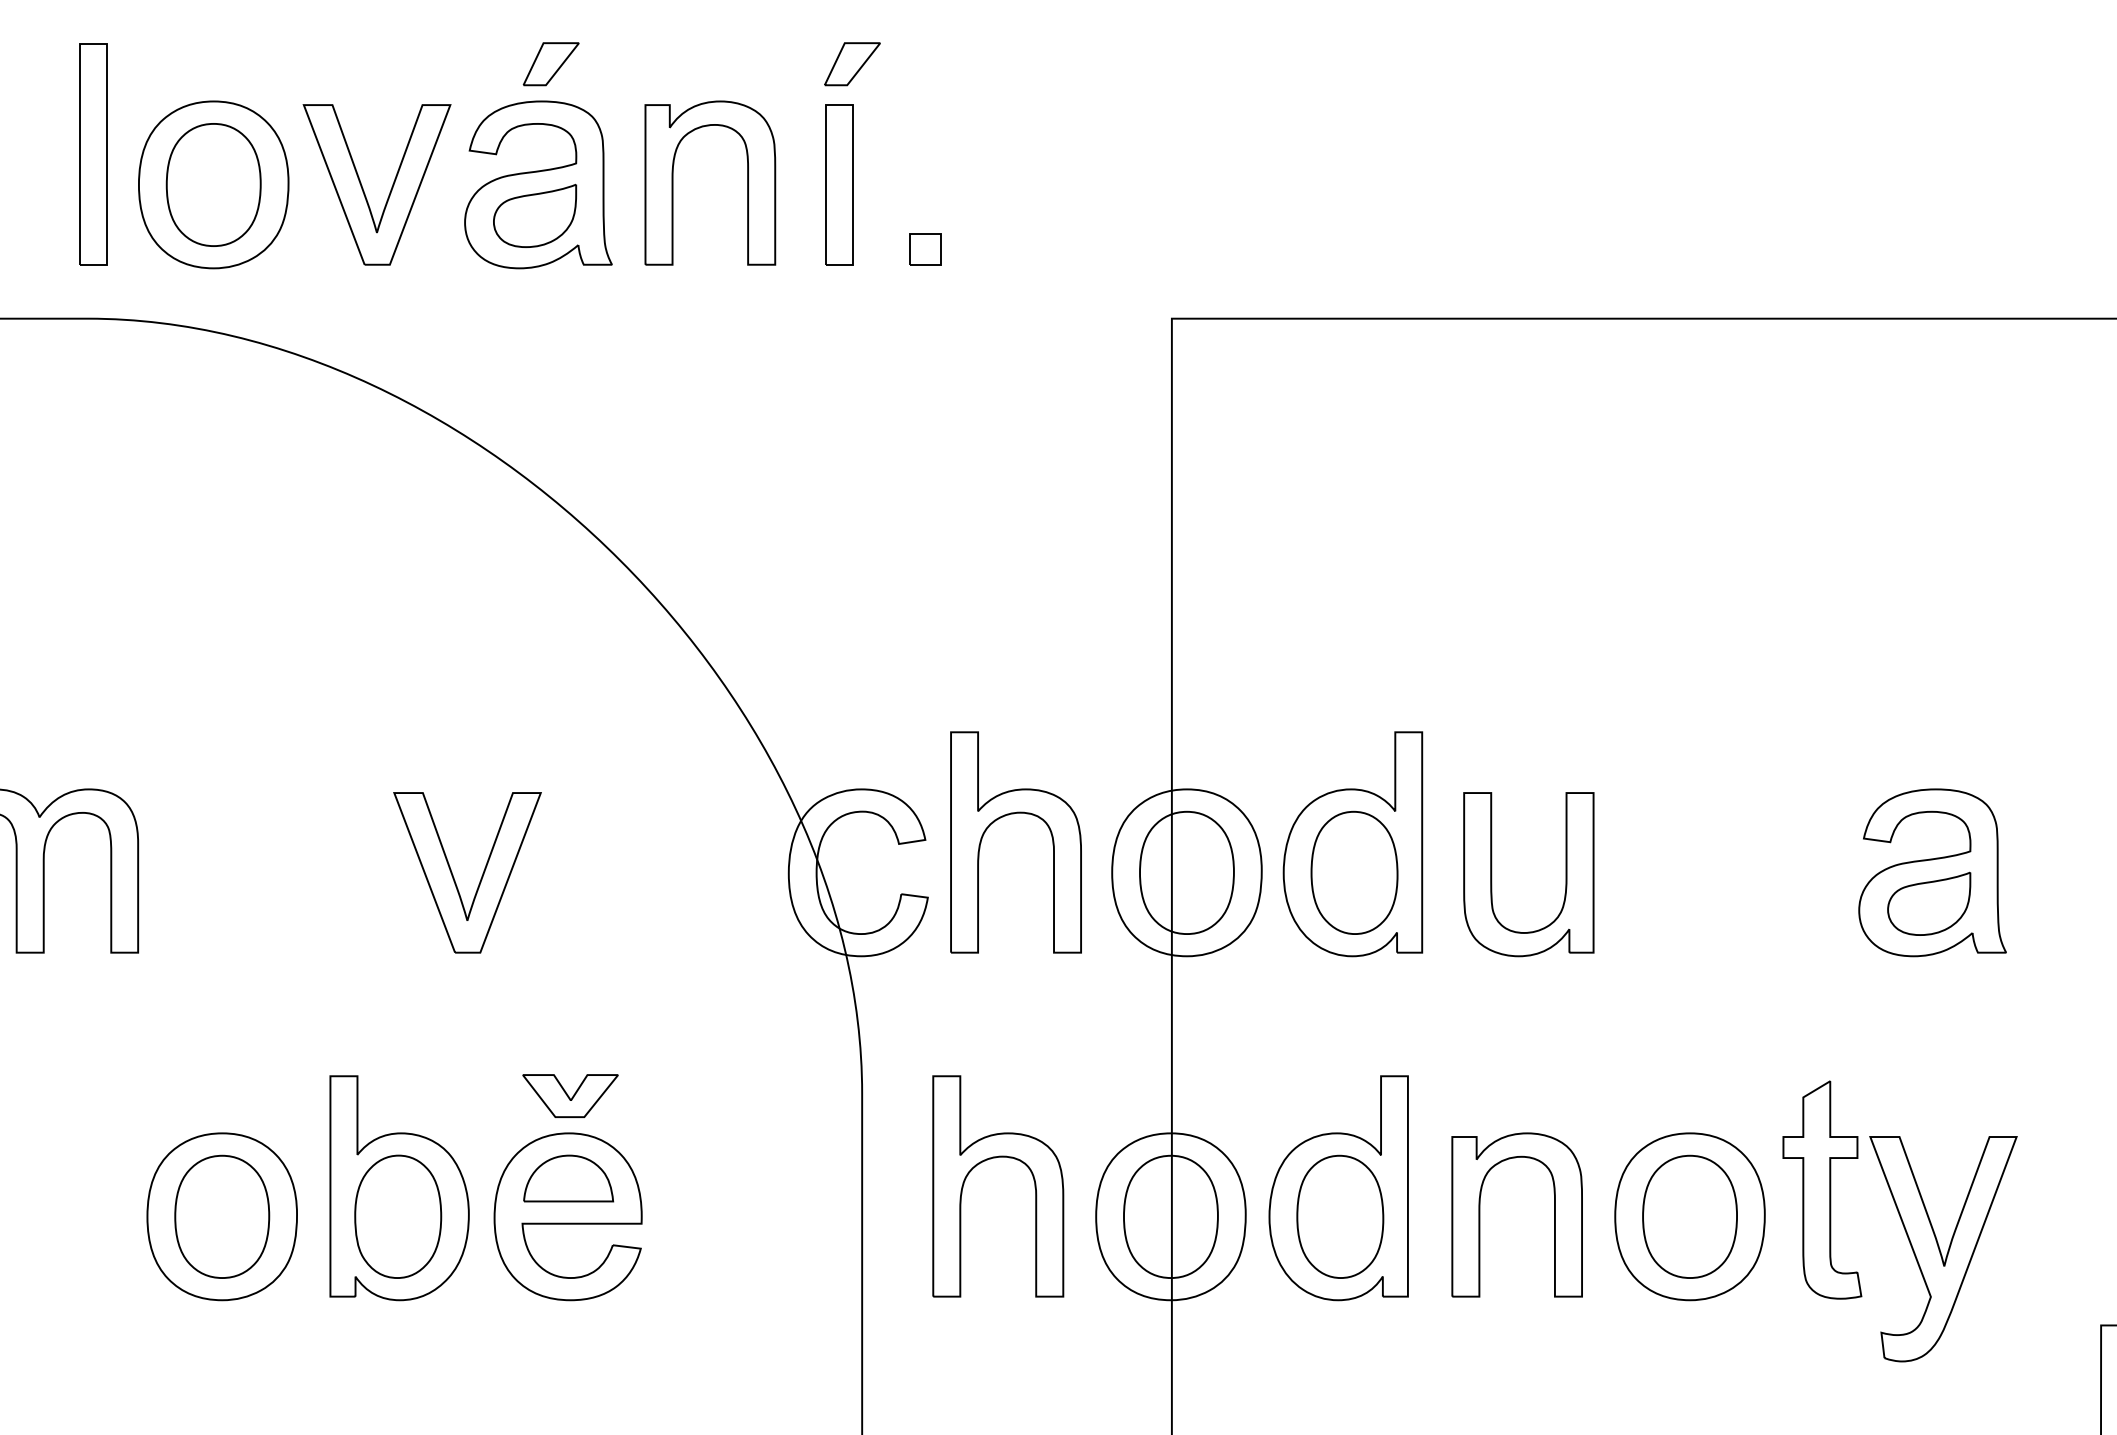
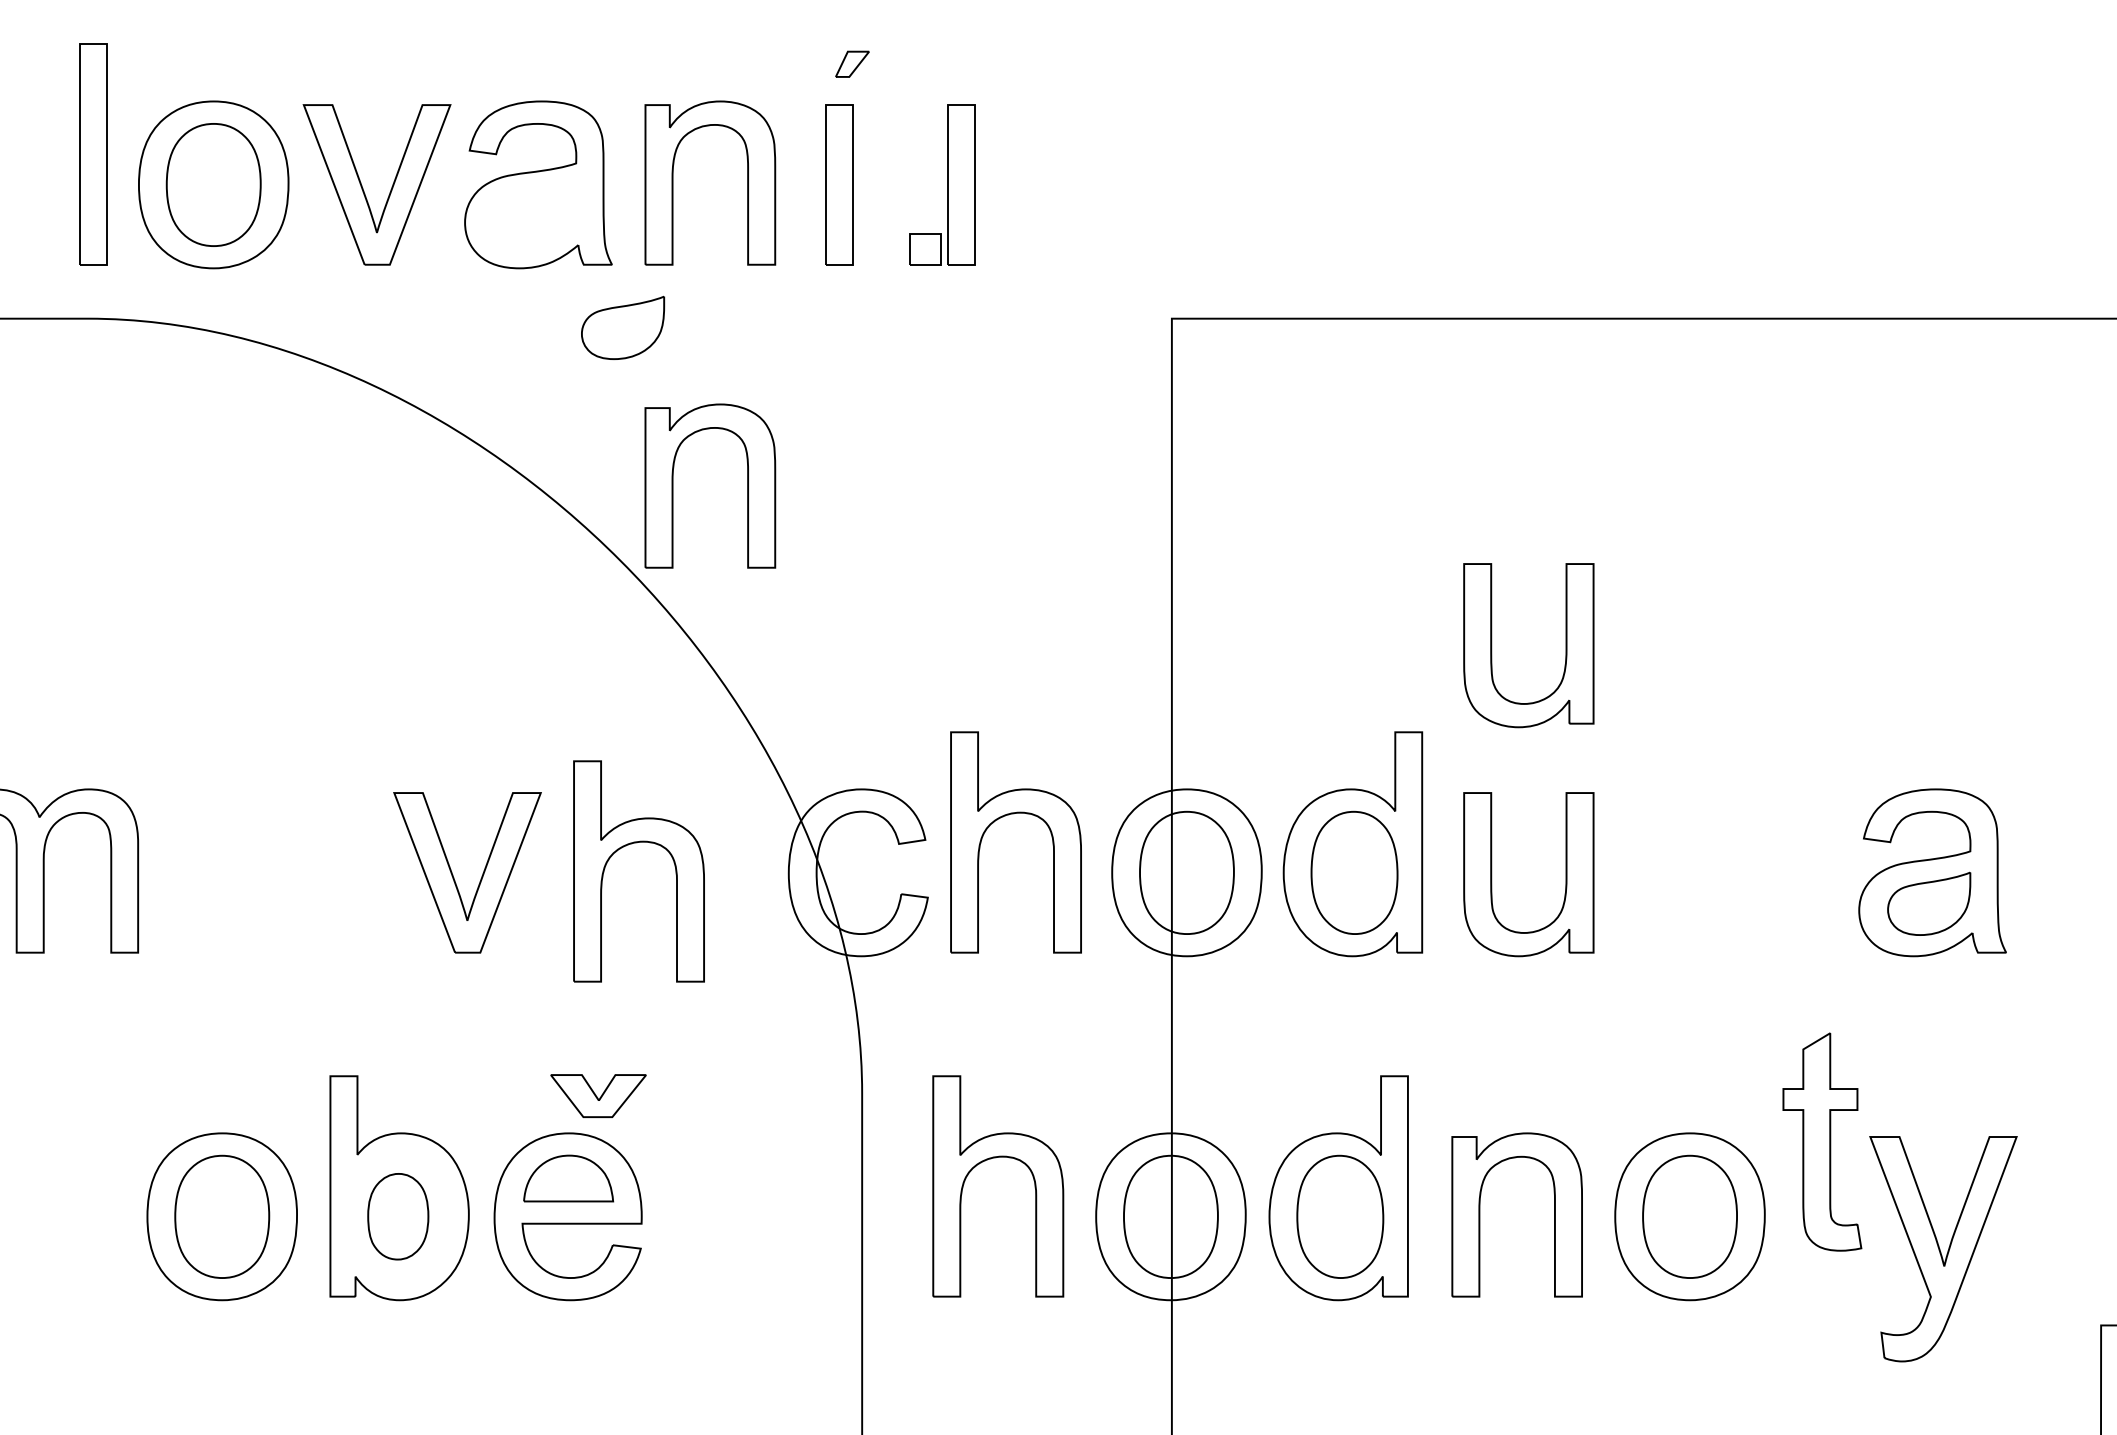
part: present -> none (550, 64)
part size: 57x45 px -> 35x28 px (852, 63)
part: none -> present (961, 184)
part position: (535, 215) -> (623, 327) (623, 327)
part: none -> present (673, 485)
part: none -> present (1492, 645)
part: none -> present (626, 846)
part position: (570, 1095) -> (598, 1095) (598, 1095)
part position: (1822, 1189) -> (1822, 1141) (1822, 1141)
part size: 89x125 px -> 63x88 px (398, 1216)
